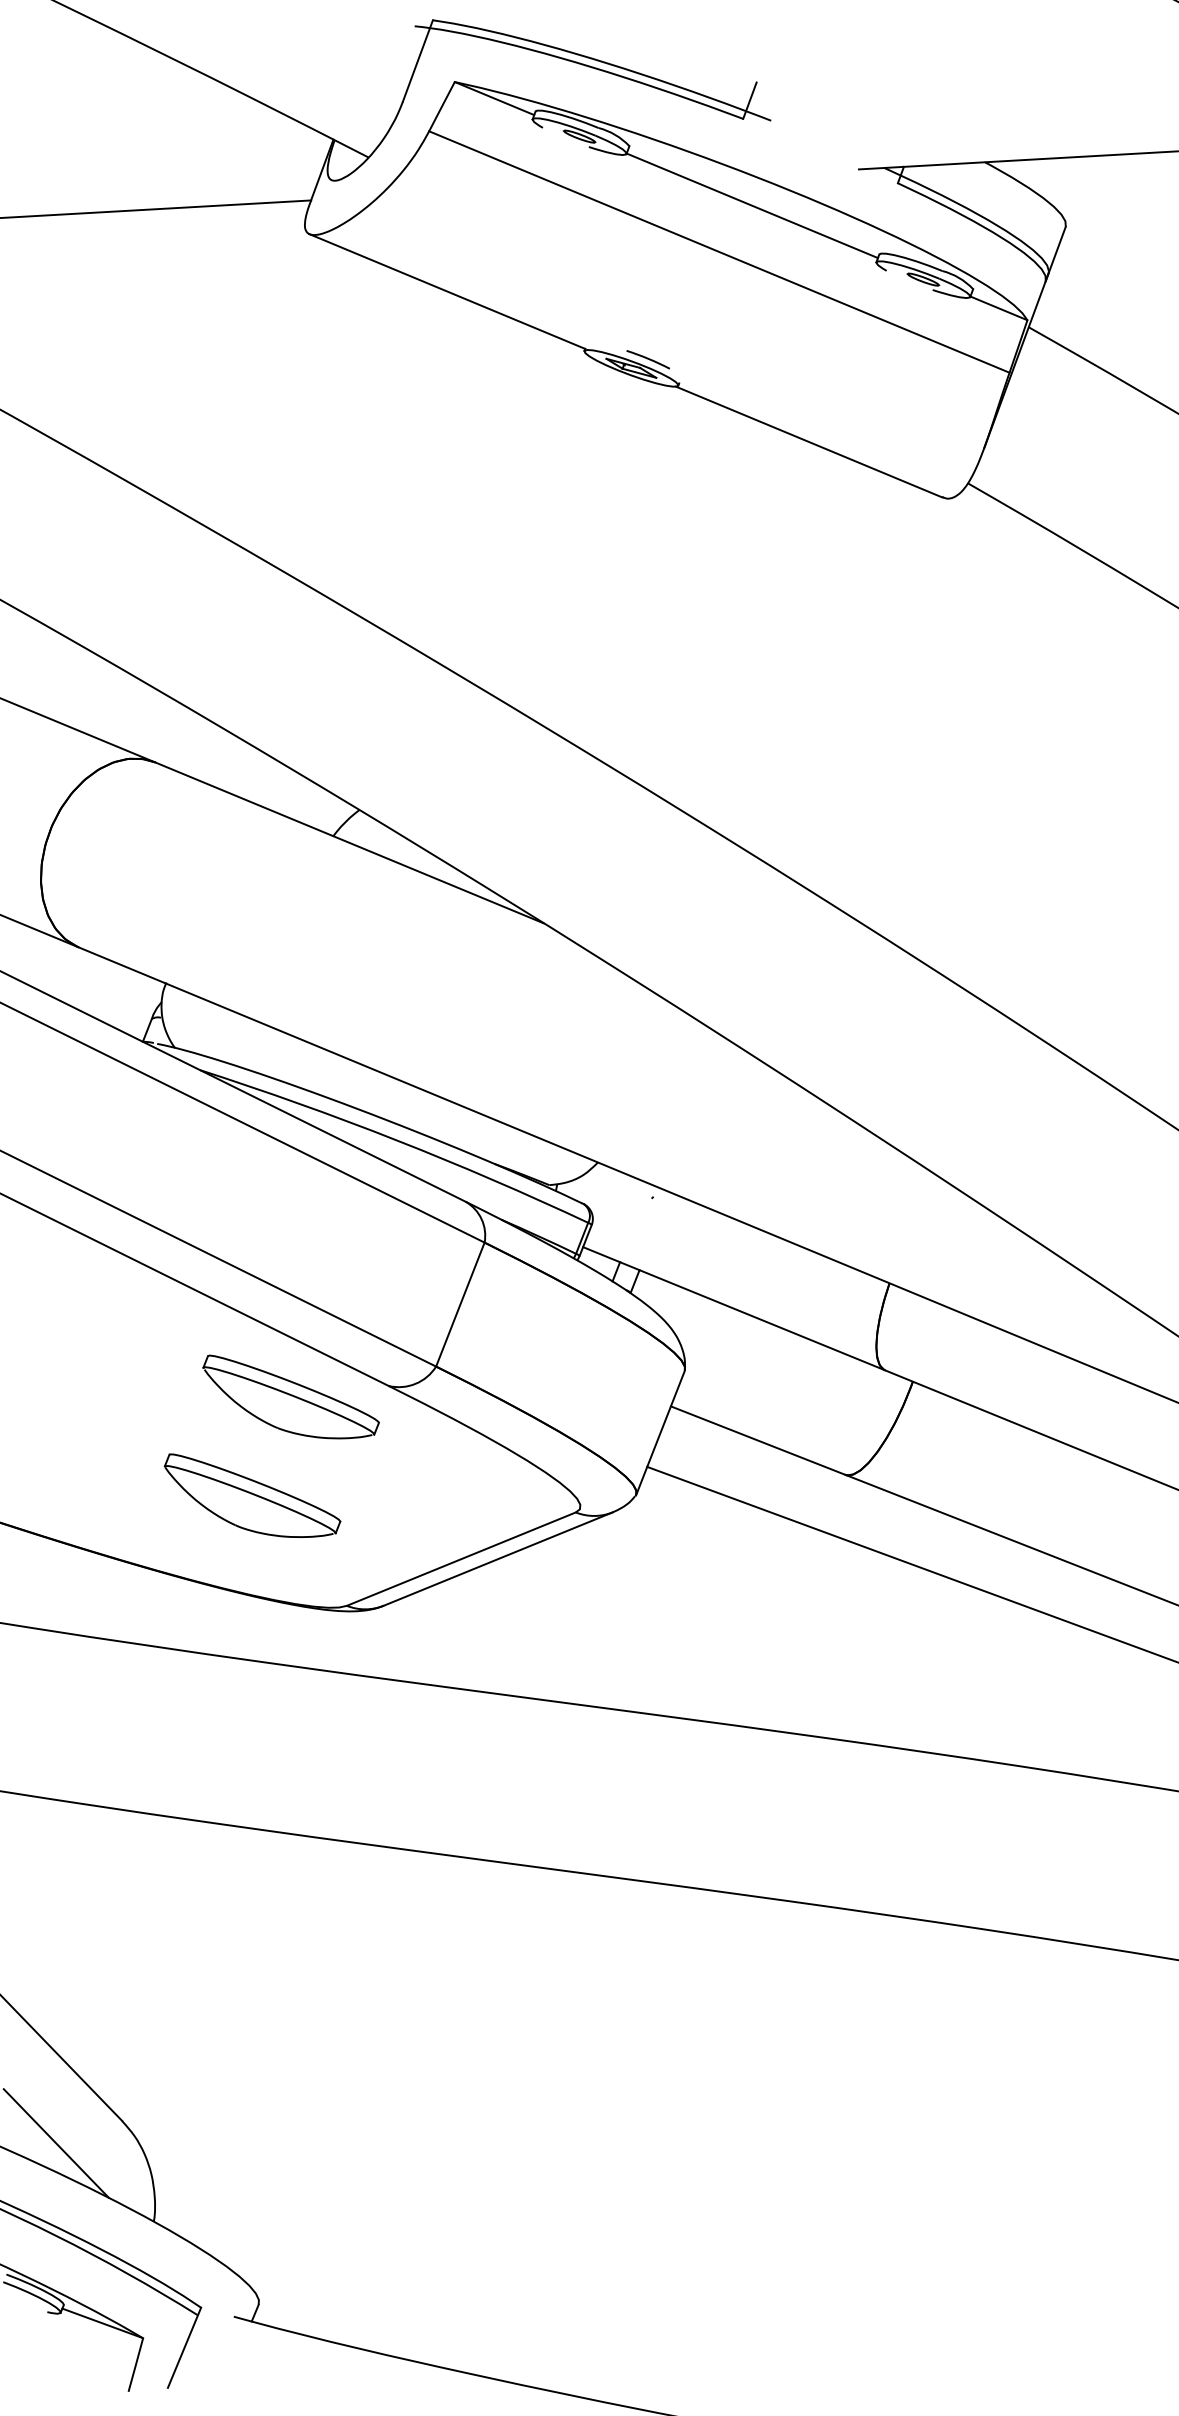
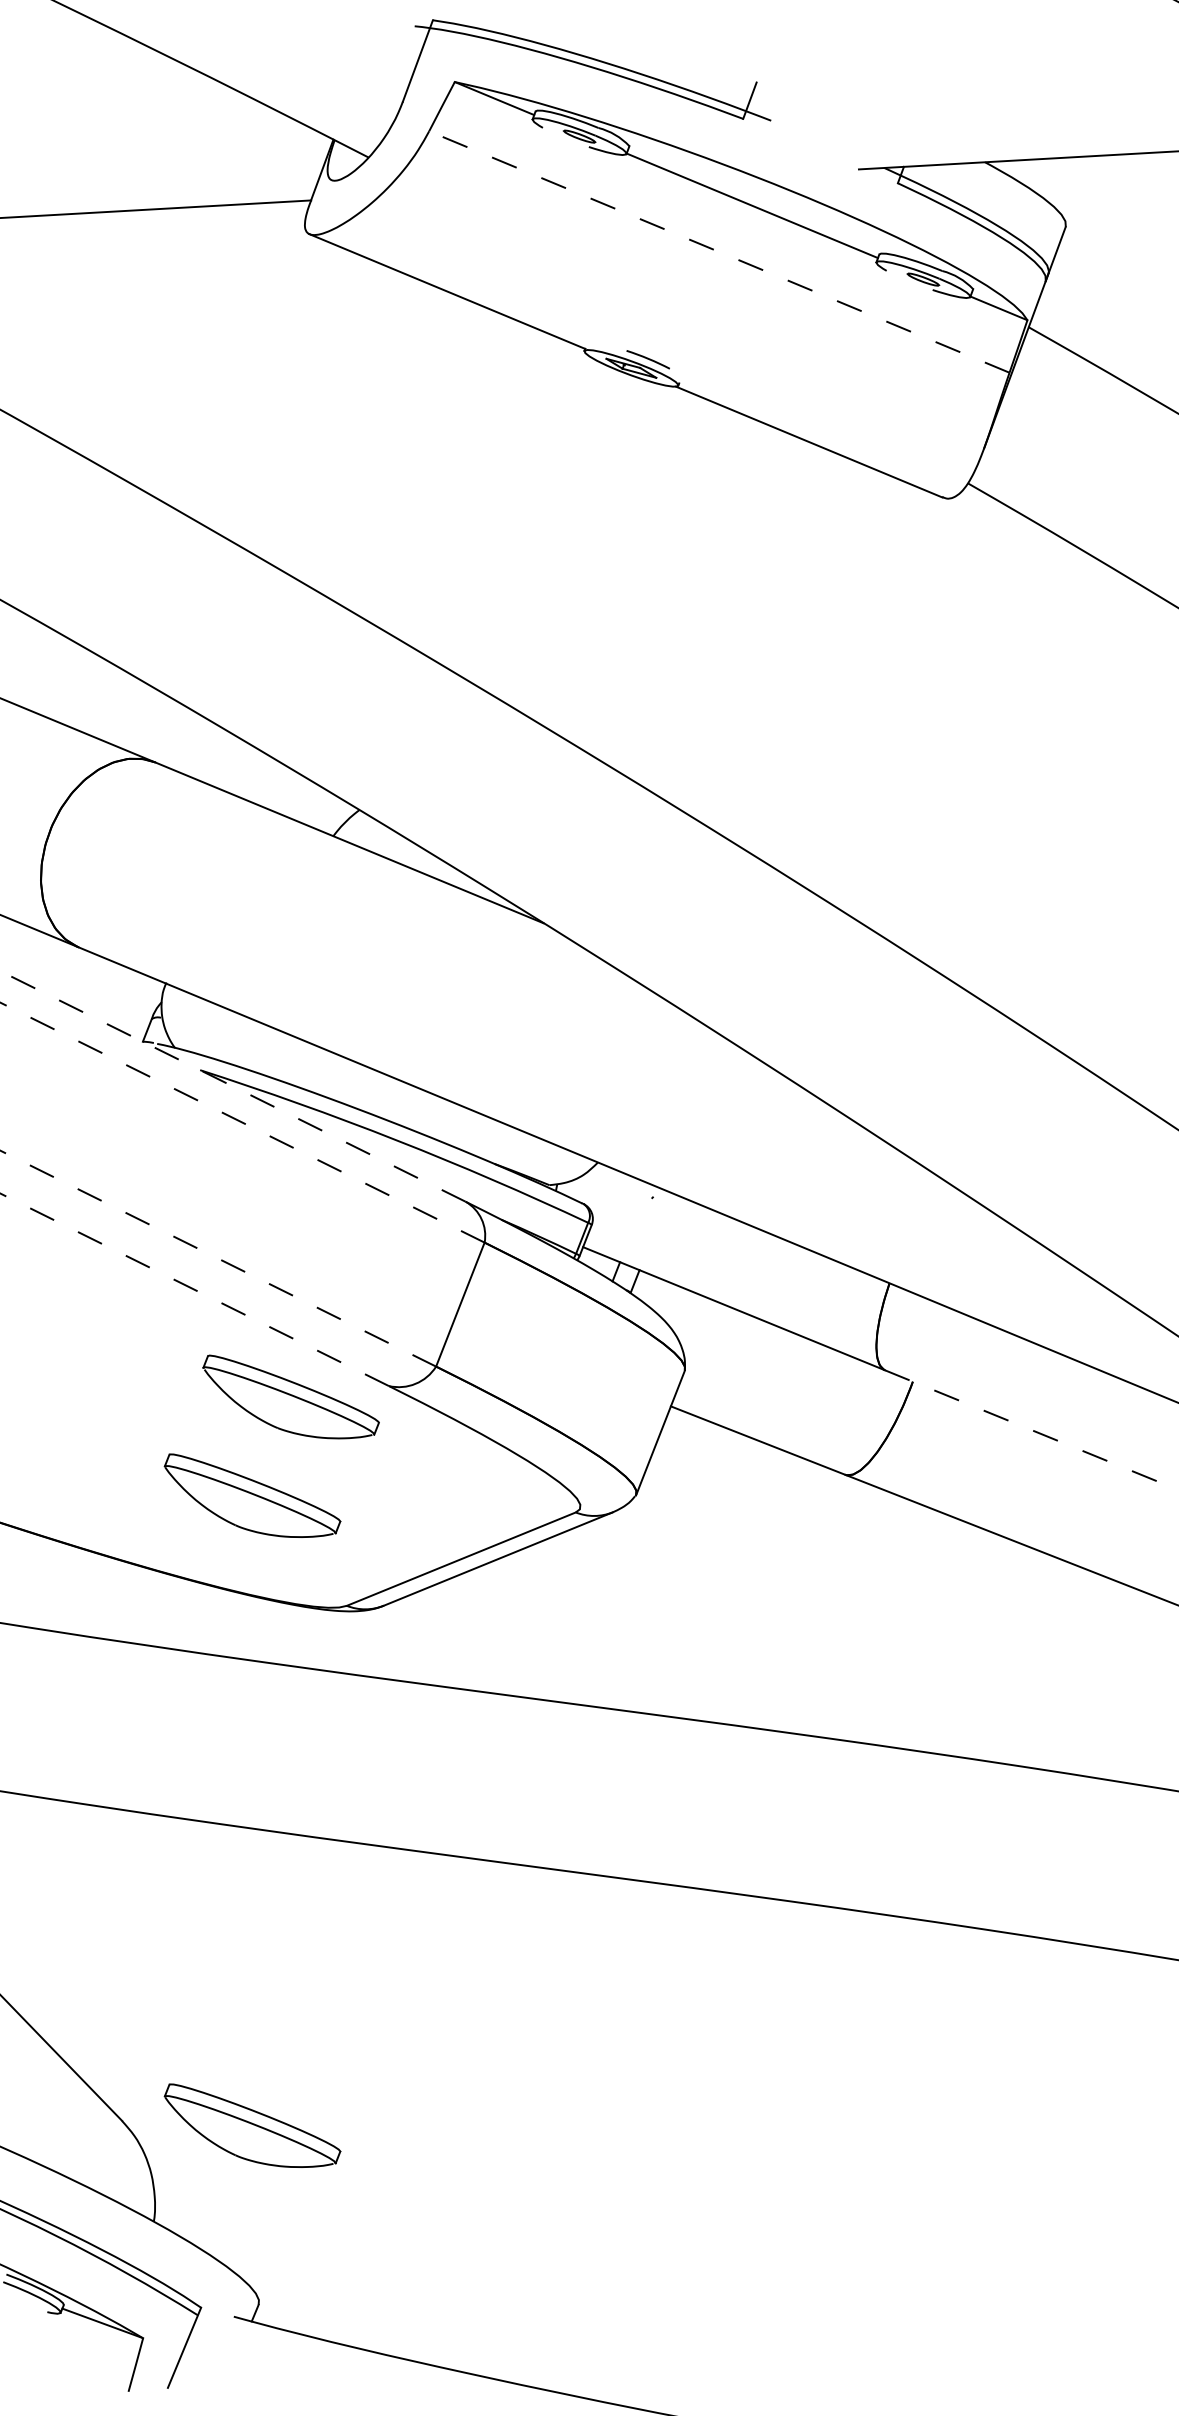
line: solid -> dashed (718, 251)
line: solid -> dashed (232, 1086)
line: solid -> dashed (242, 1122)
line: solid -> dashed (218, 1258)
line: solid -> dashed (194, 1289)
line: solid -> dashed (1032, 1430)
line: present -> none (911, 1563)
part: none -> present (252, 2125)
line: present -> none (55, 2143)
